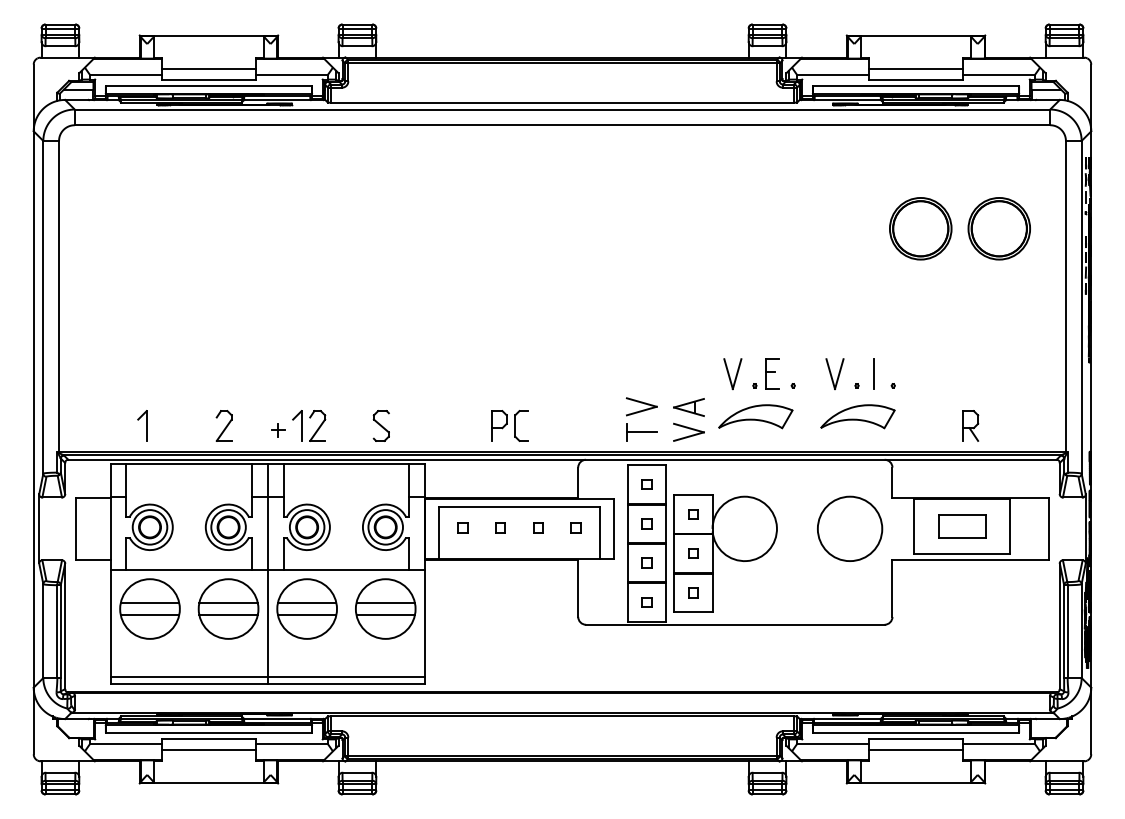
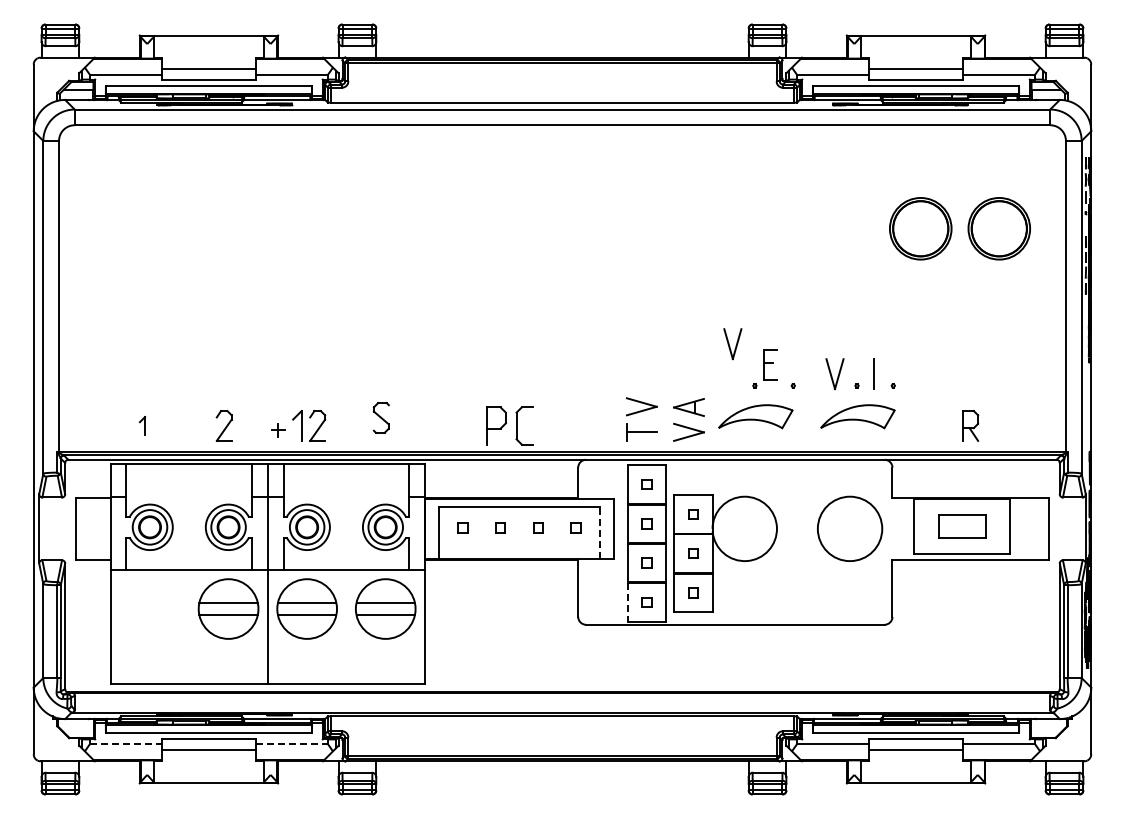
part position: (772, 373) -> (770, 364) (770, 364)
part position: (732, 374) -> (732, 344) (732, 344)
part size: 11x32 px -> 8x20 px (141, 425)
part position: (380, 425) -> (380, 417) (380, 417)
part size: 38x32 px -> 48x40 px (509, 425)
line: solid -> dashed (600, 532)
line: solid -> dashed (627, 602)
part: present -> none (149, 608)
line: present -> none (267, 676)
line: solid -> dashed (126, 744)
line: solid -> dashed (292, 744)
